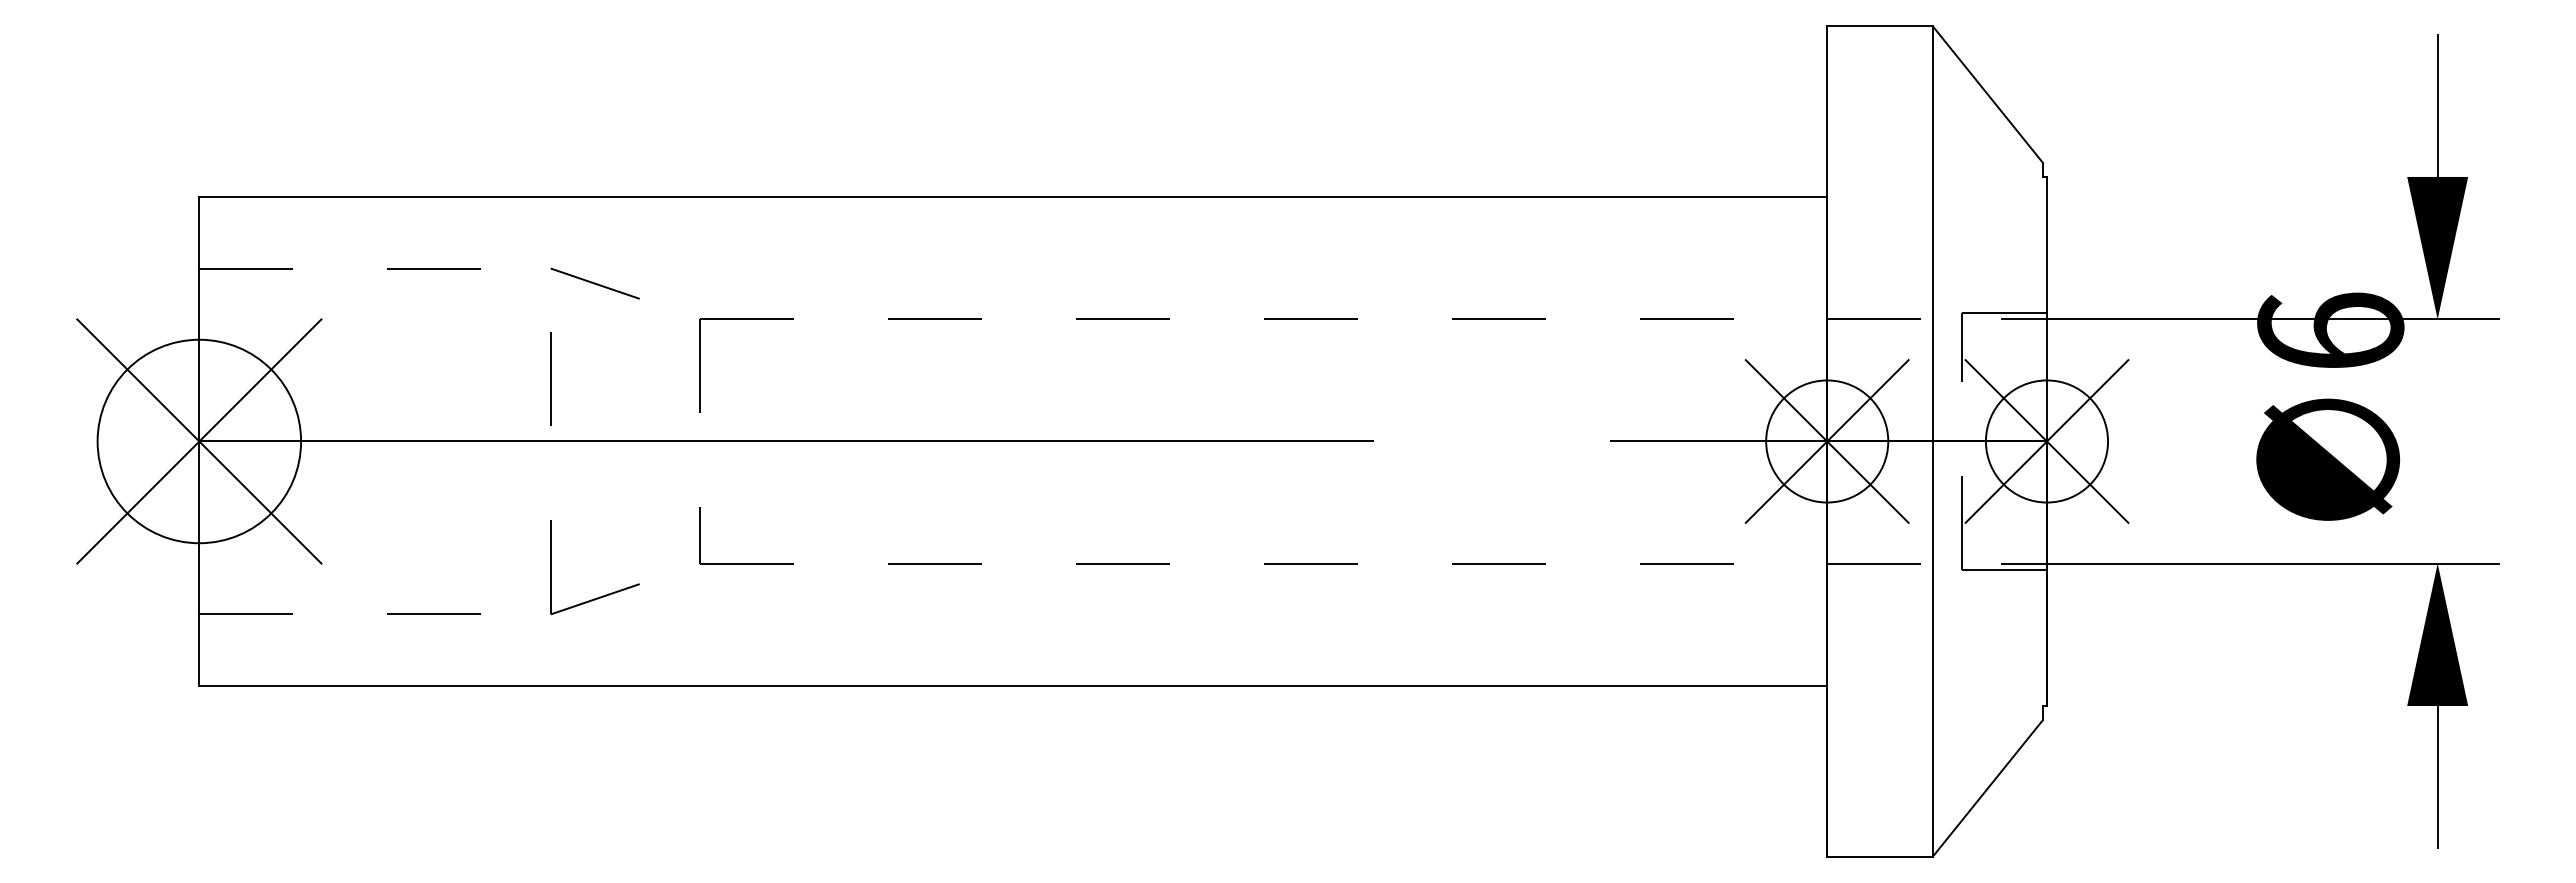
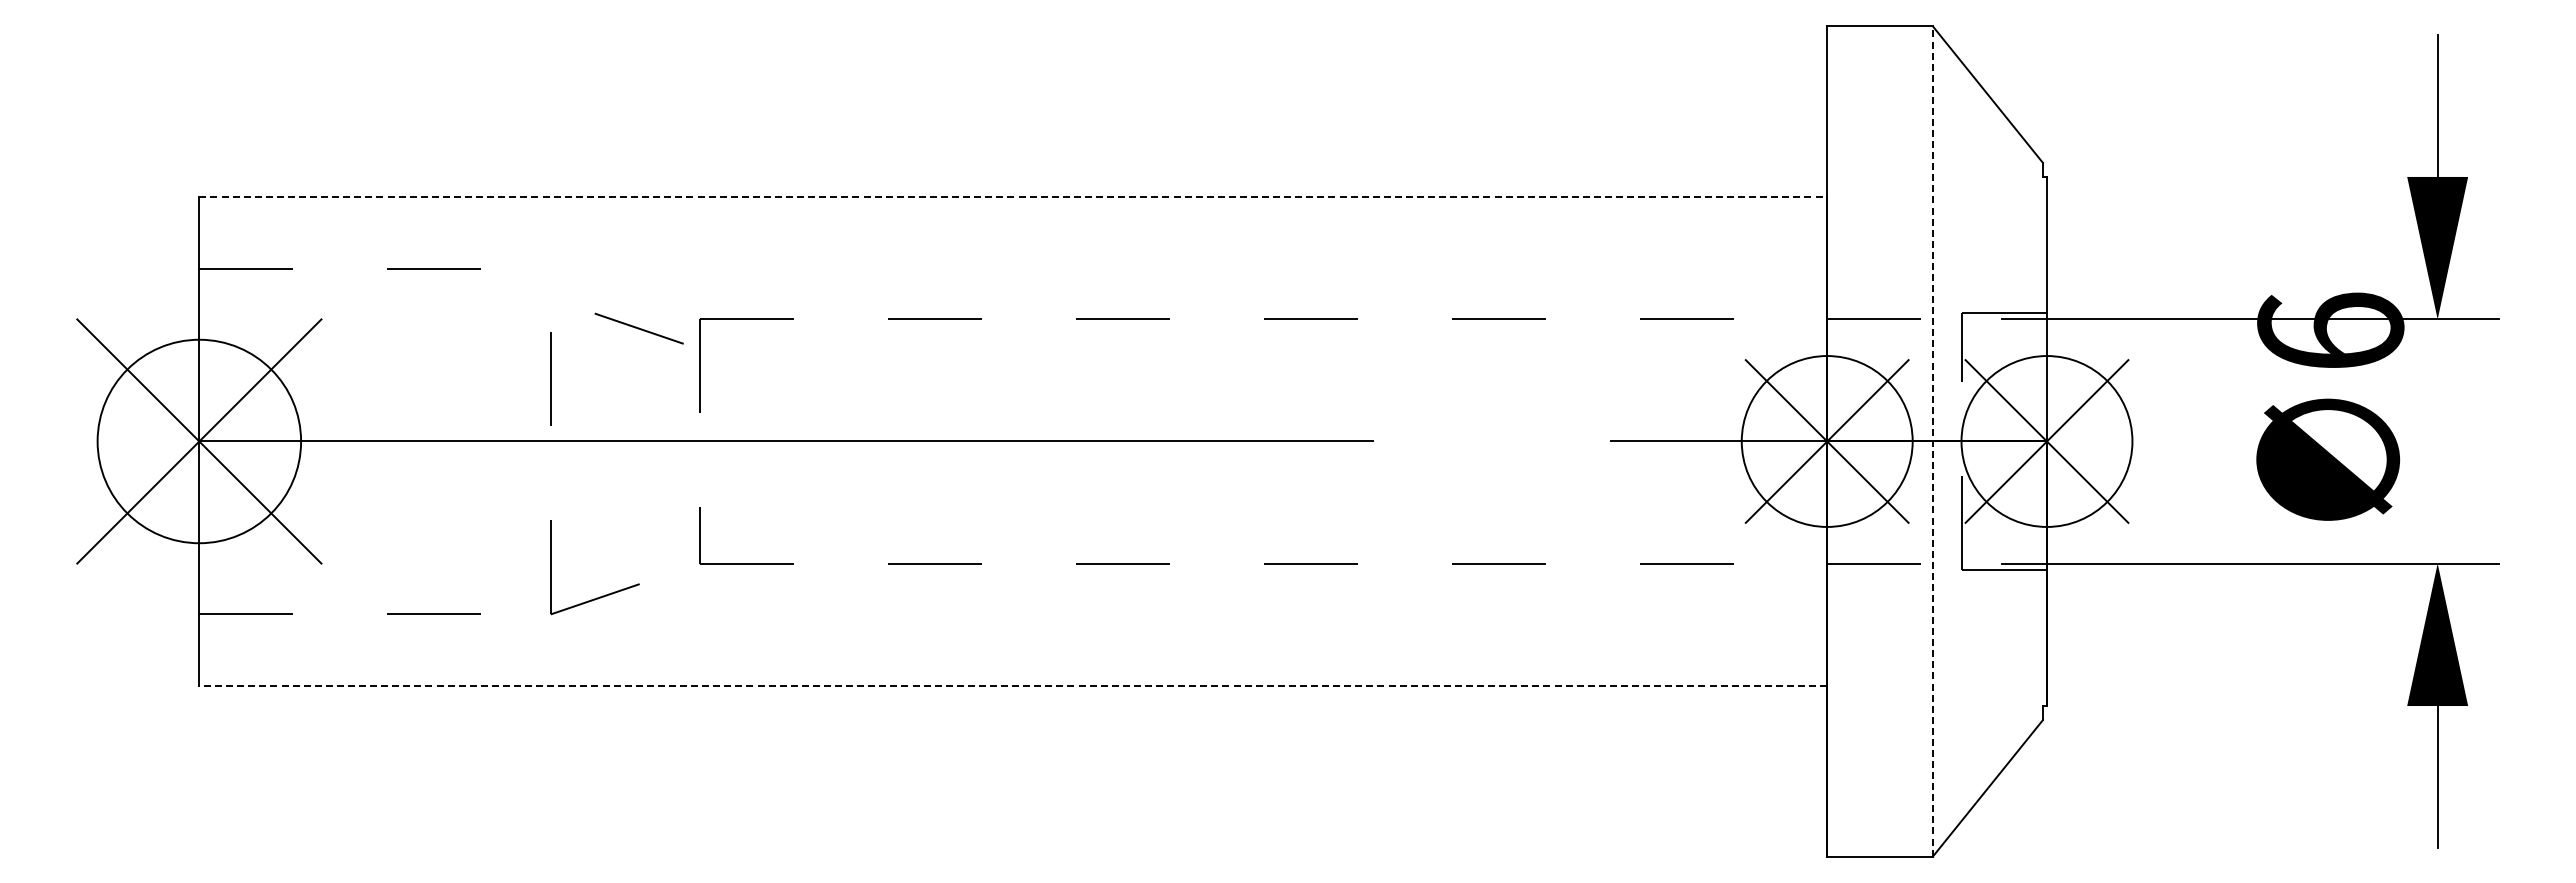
line: solid -> dashed (1013, 197)
line position: (594, 283) -> (638, 328) (638, 328)
circle diameter: 122 px -> 171 px (1826, 441)
line: solid -> dashed (1932, 441)
circle diameter: 122 px -> 171 px (2046, 441)
line: solid -> dashed (1013, 685)
